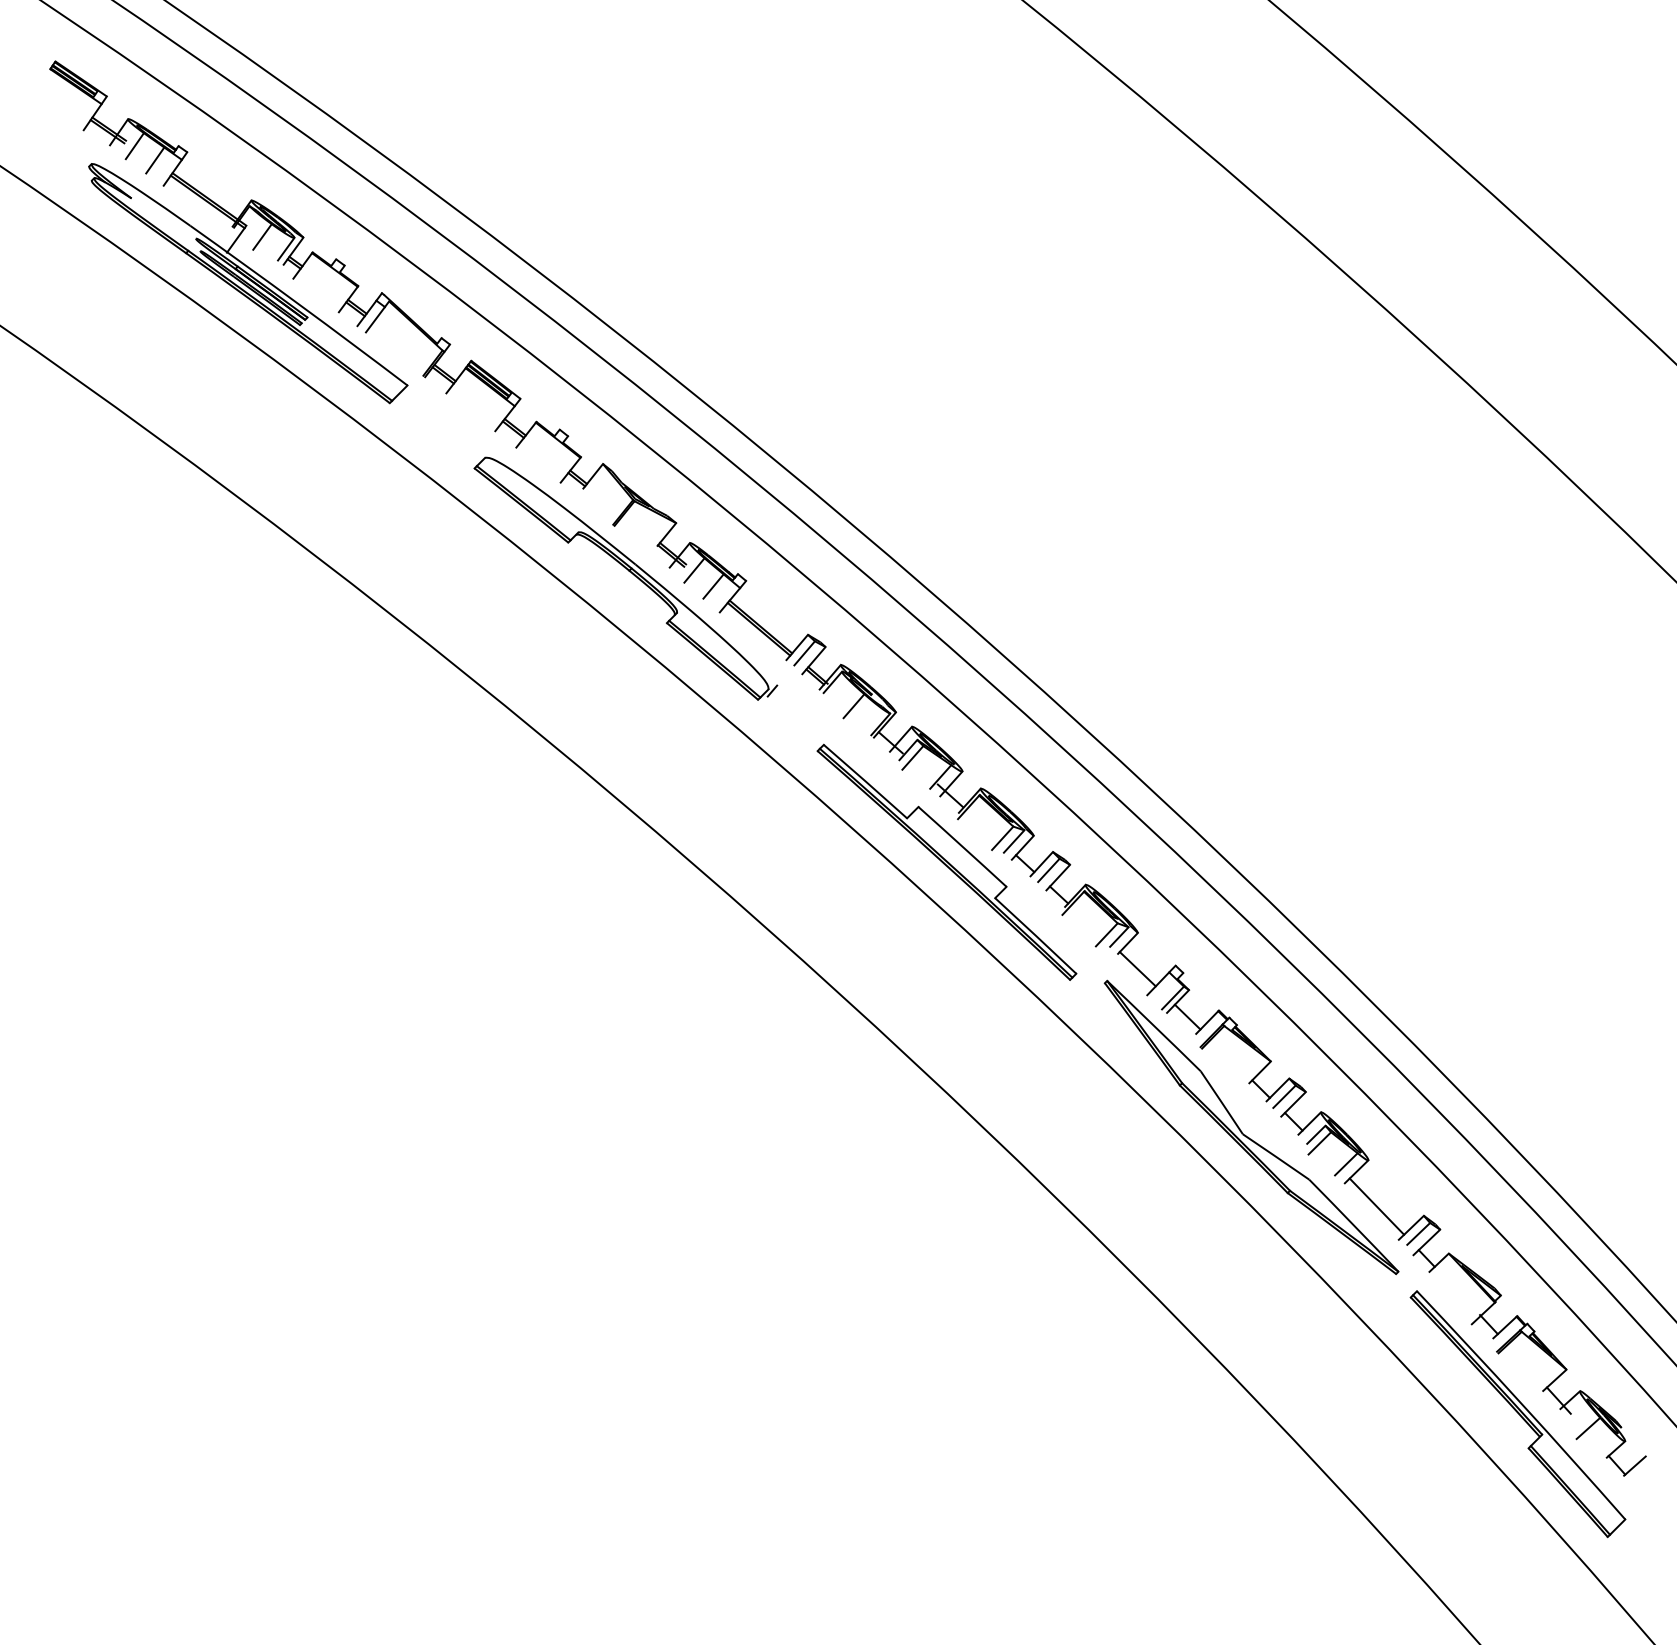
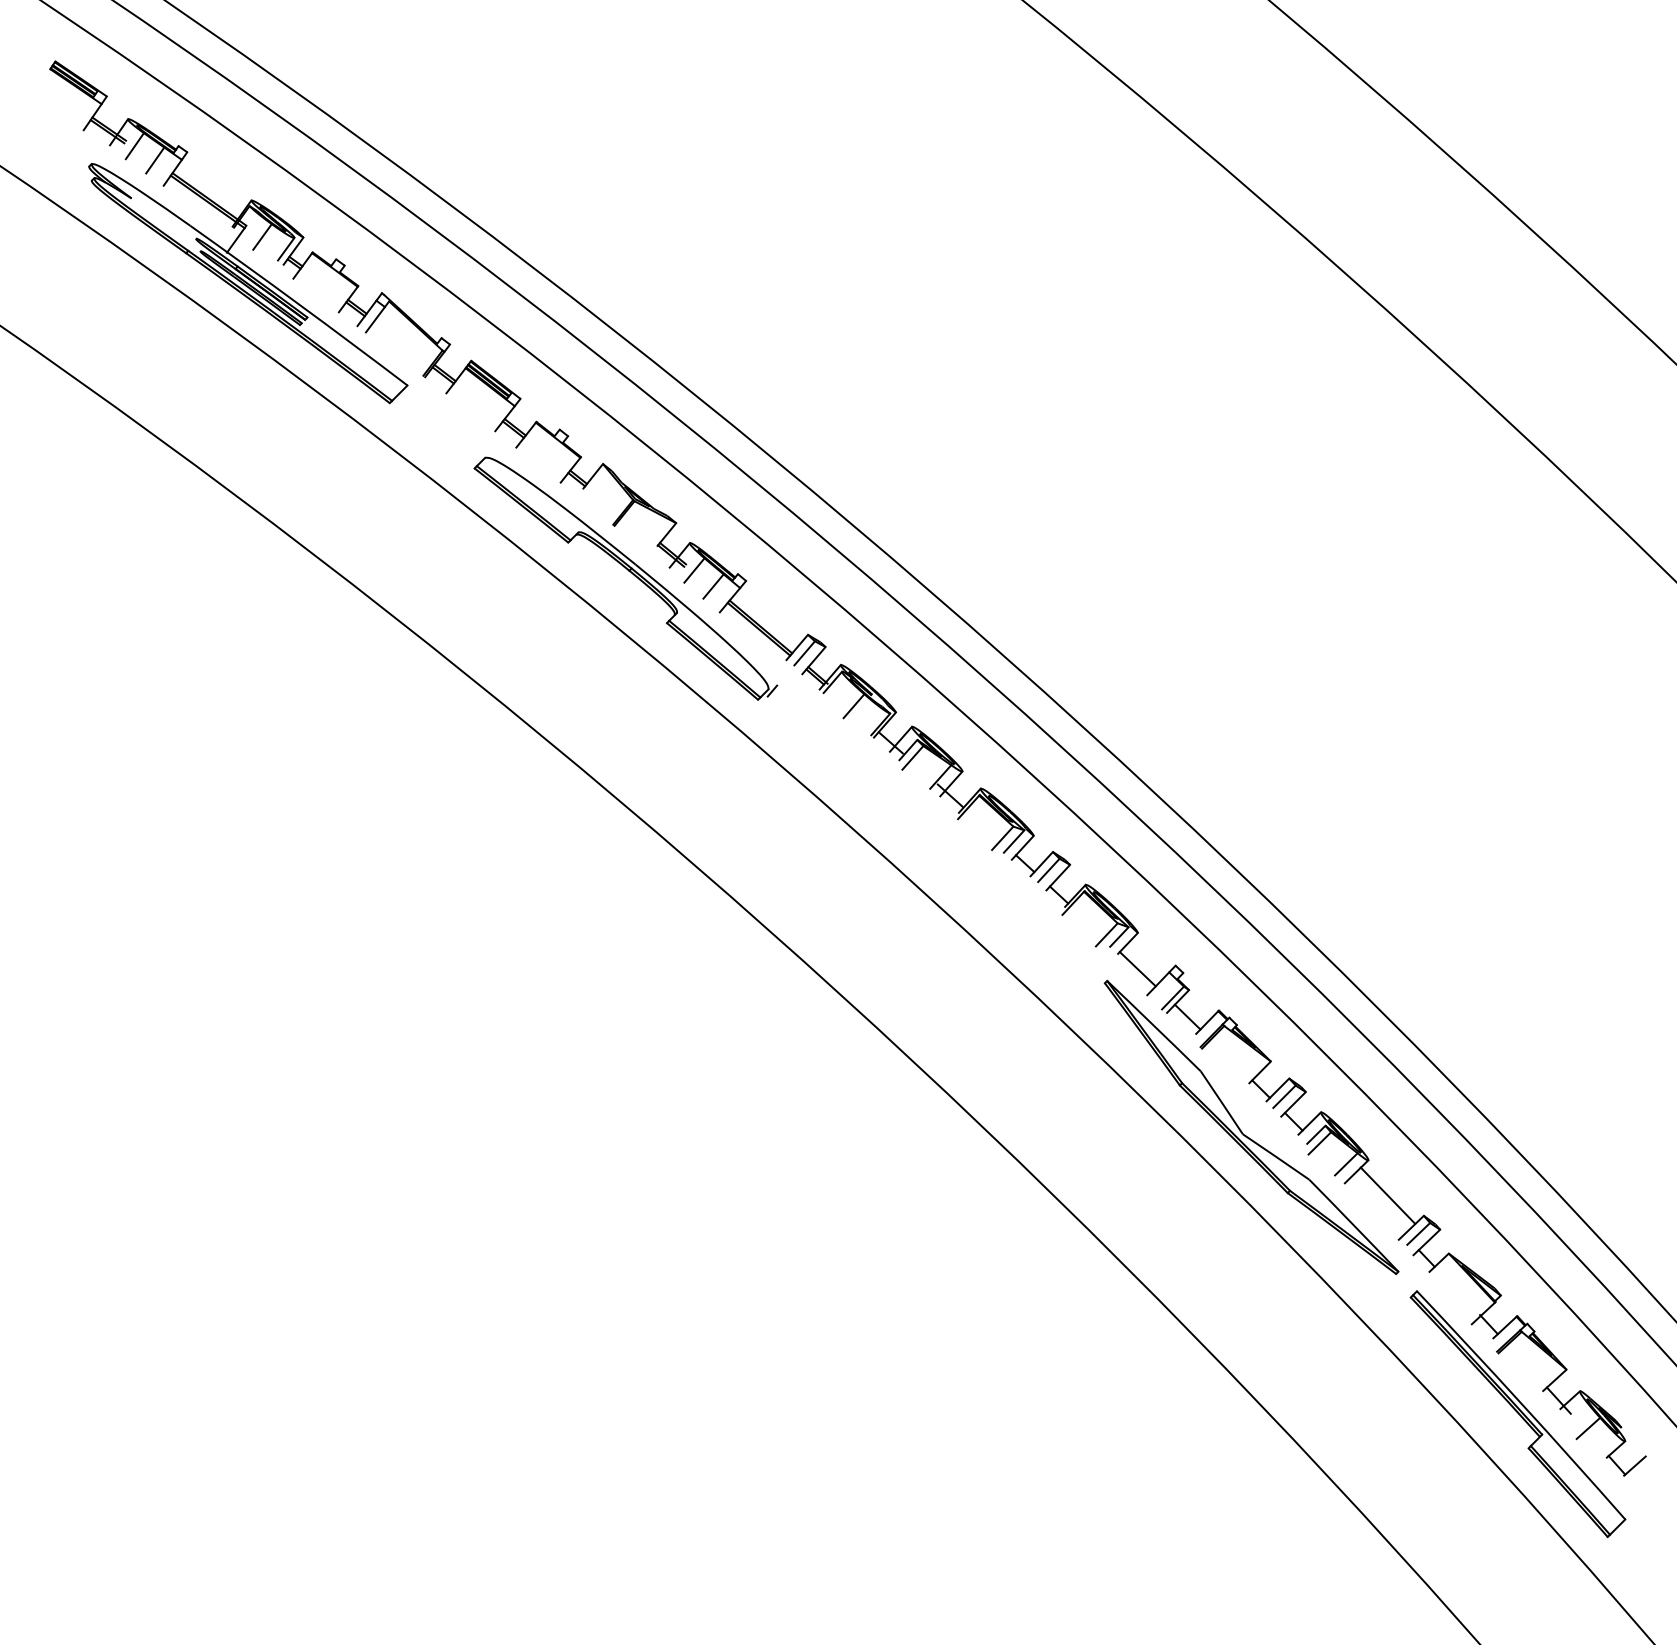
part: present -> none (946, 861)
line position: (1376, 1206) -> (1387, 1195) (1387, 1195)
